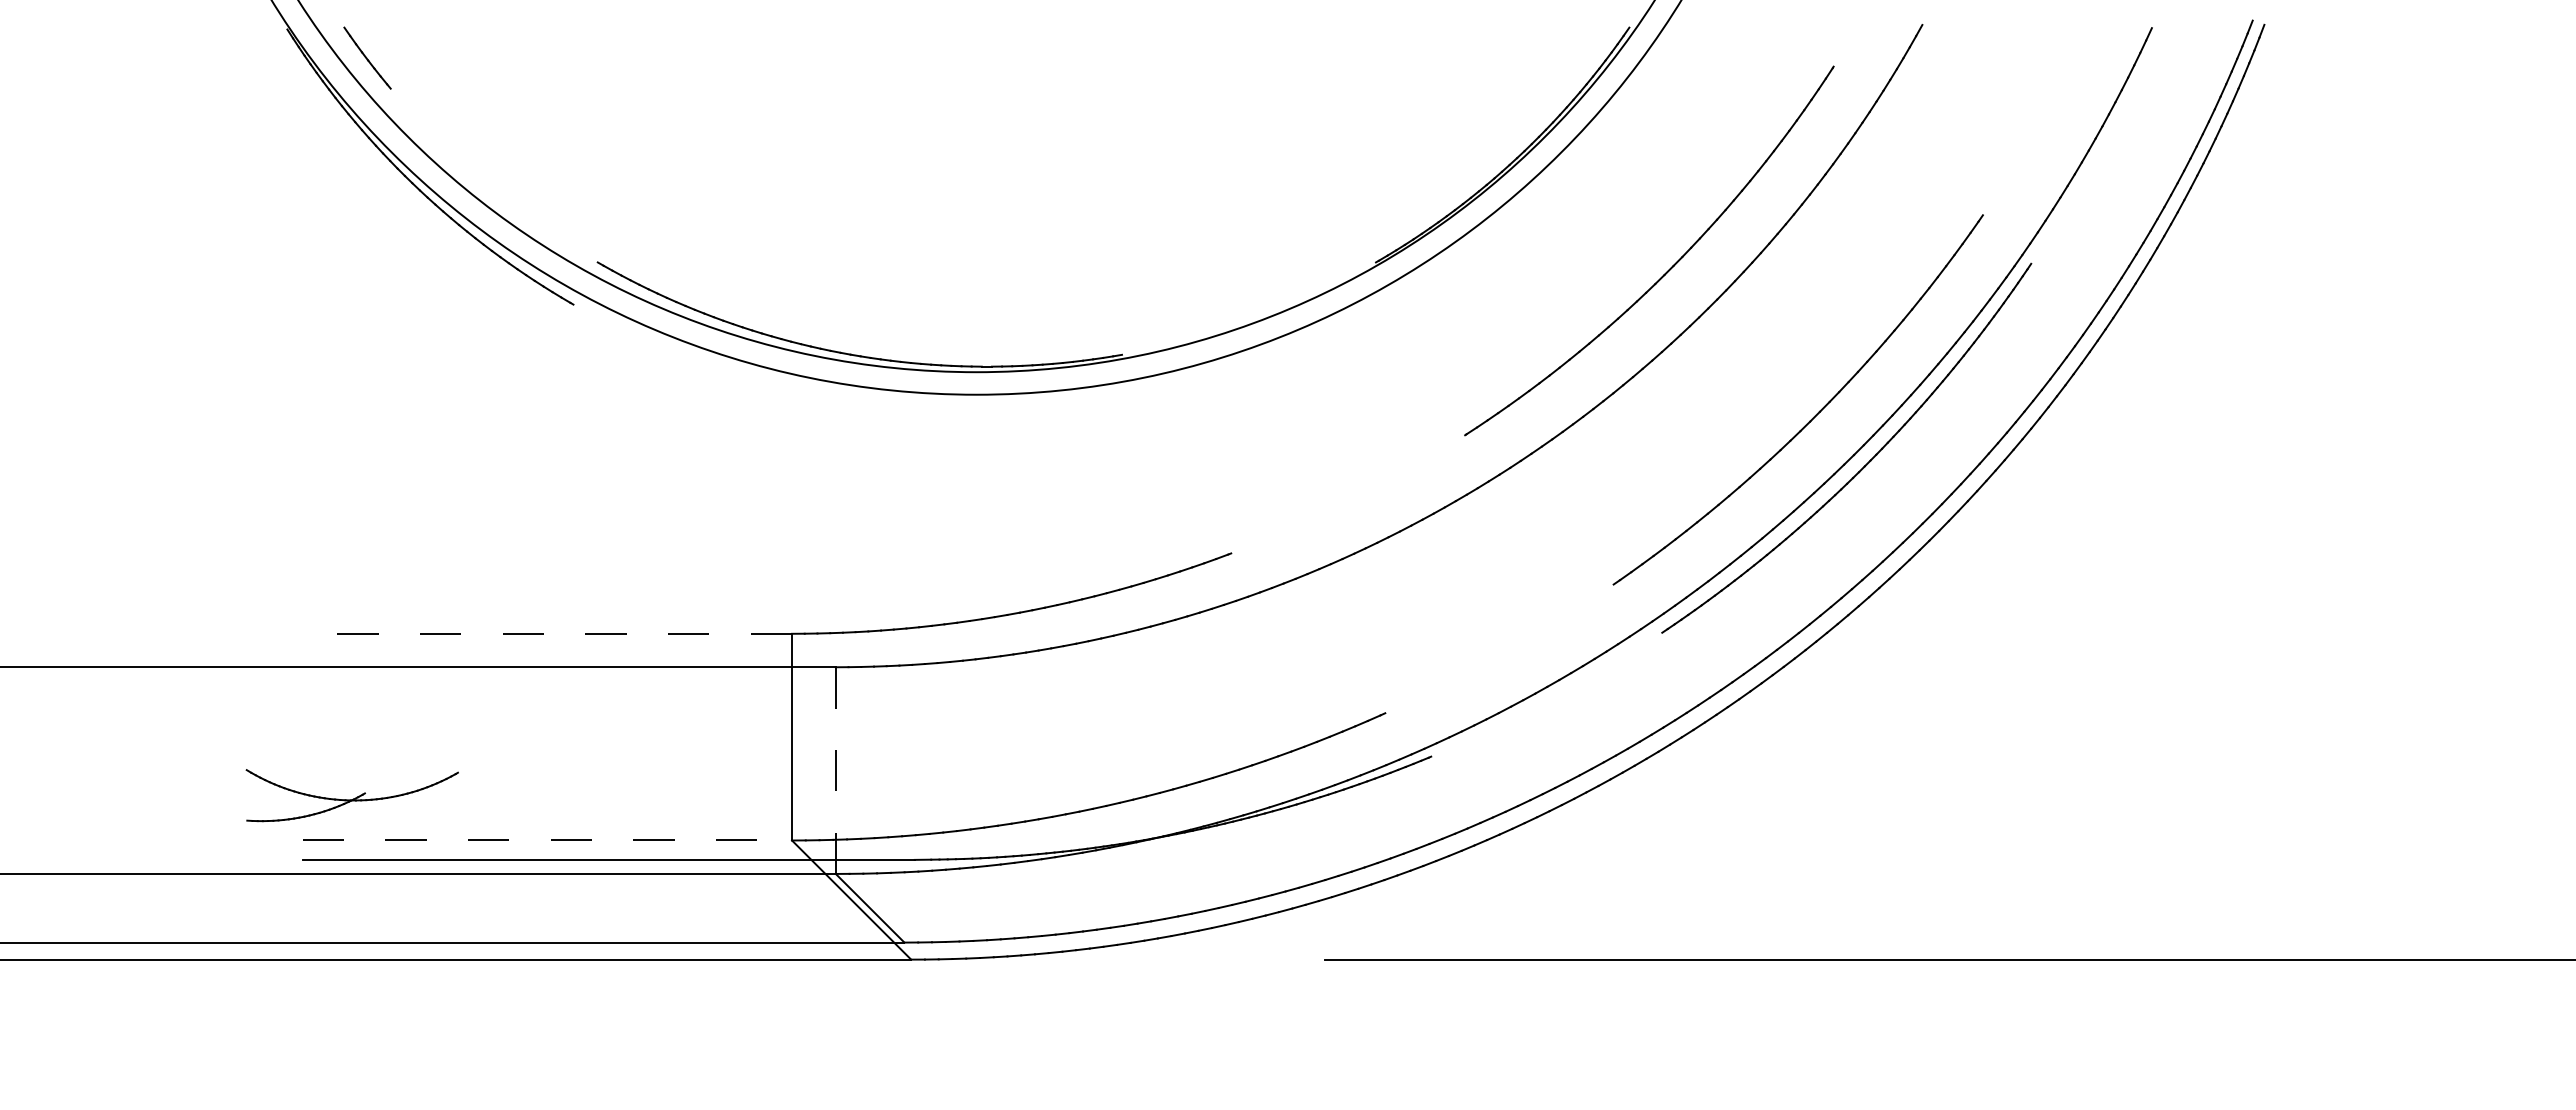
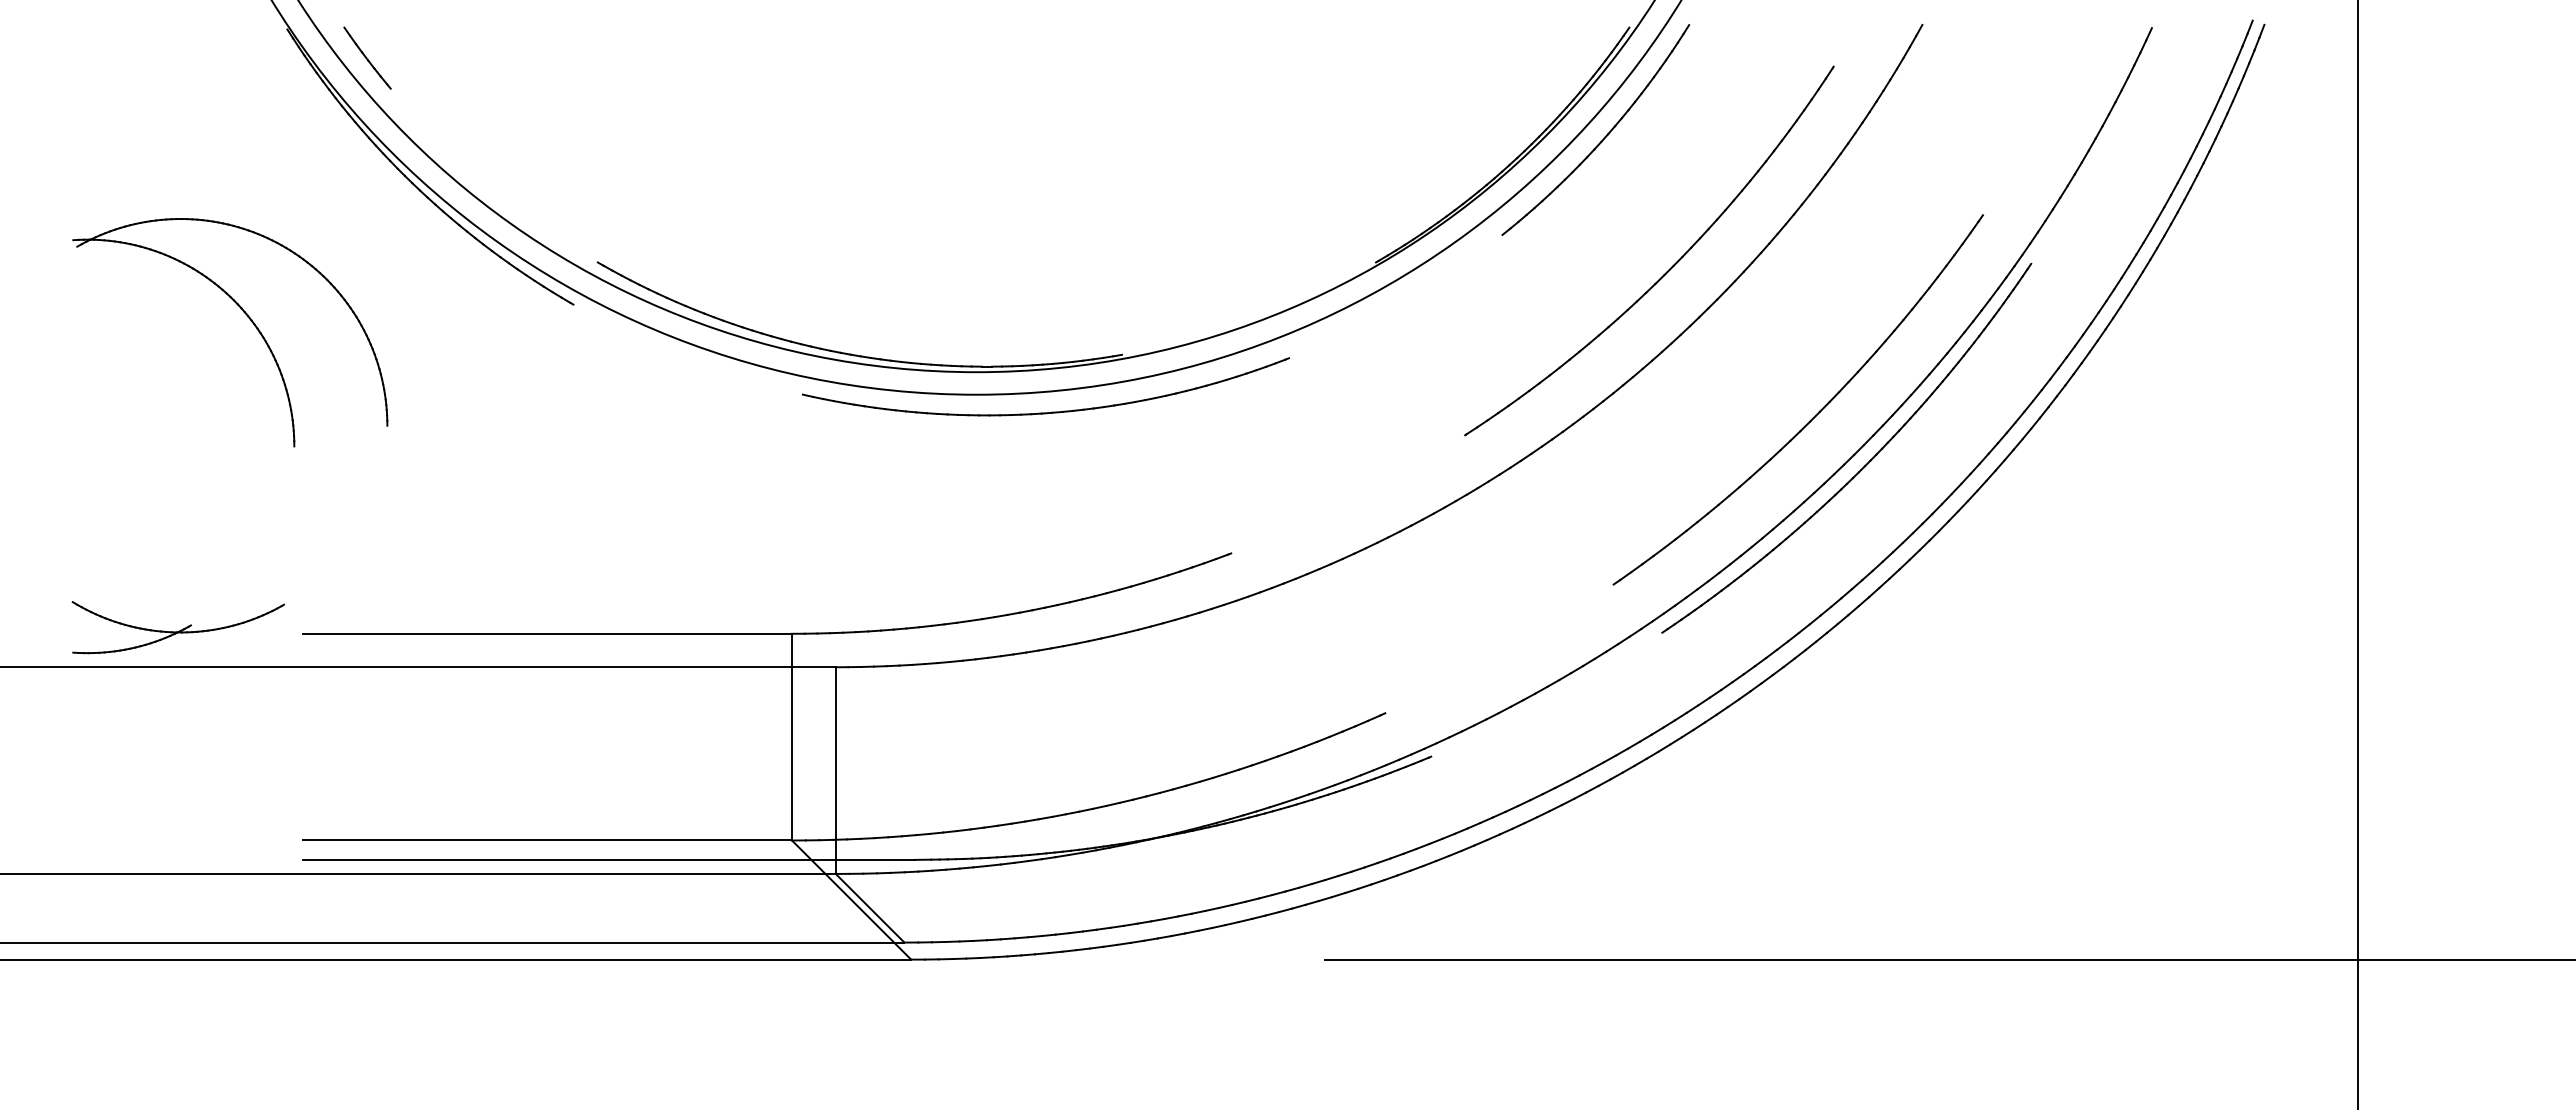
part: none -> present (1603, 137)
part: none -> present (247, 317)
part: none -> present (1051, 411)
line: none -> present (2358, 554)
line: dashed -> solid (547, 633)
line: dashed -> solid (835, 770)
part position: (351, 795) -> (177, 627) (177, 627)
line: dashed -> solid (547, 840)
